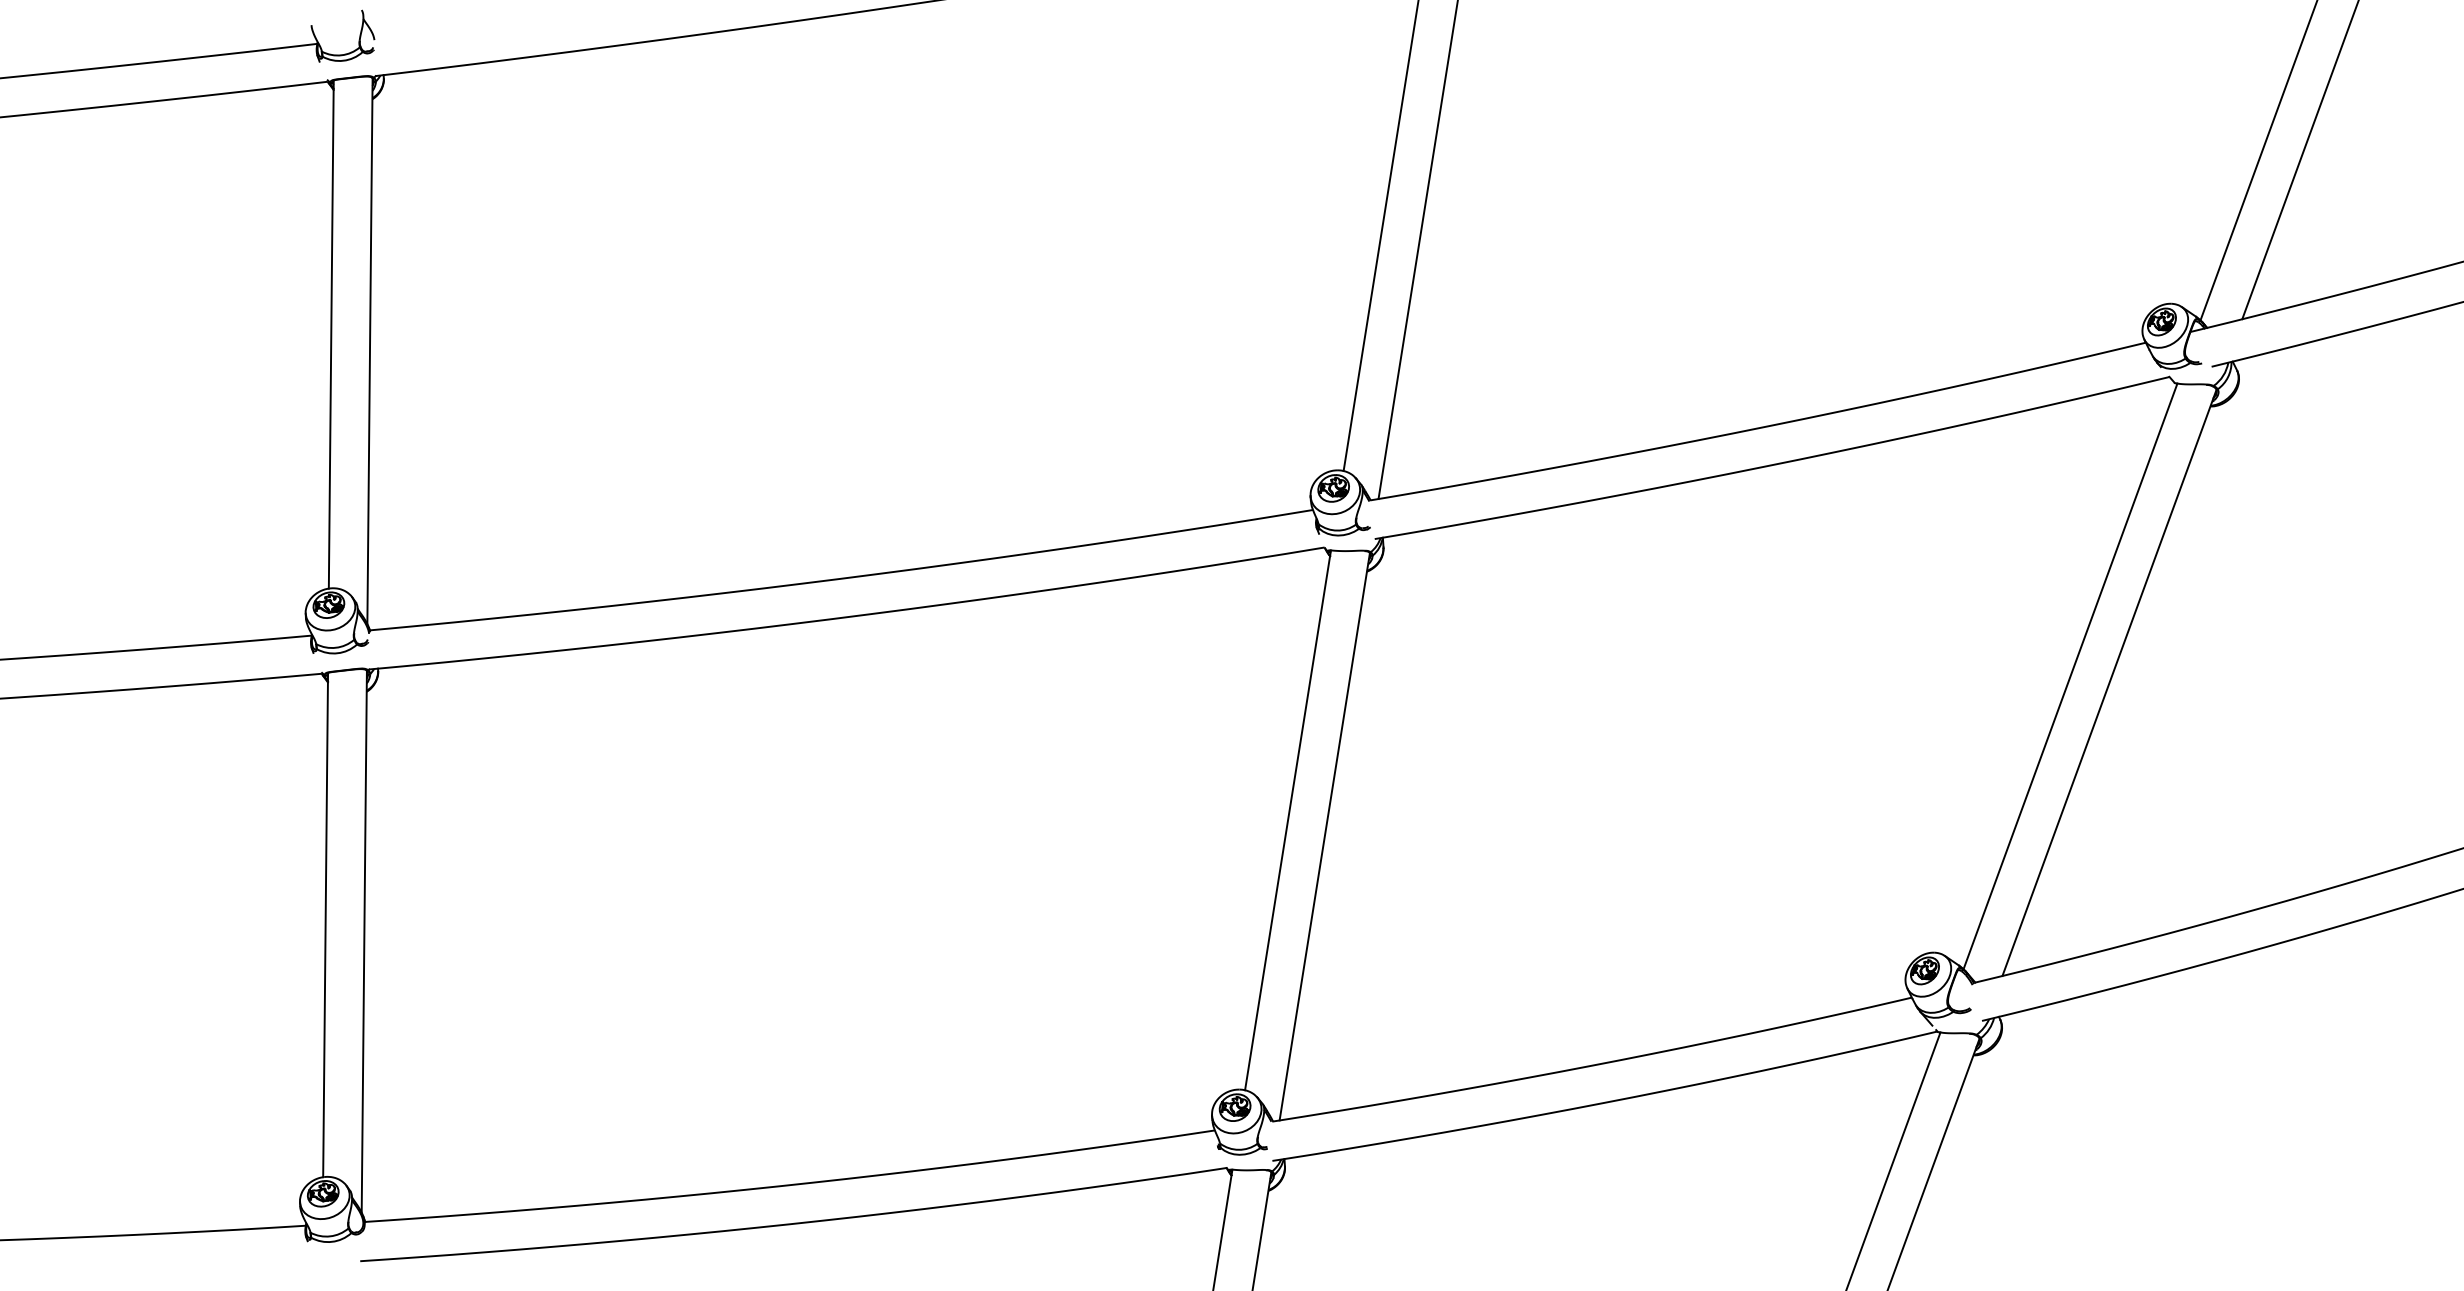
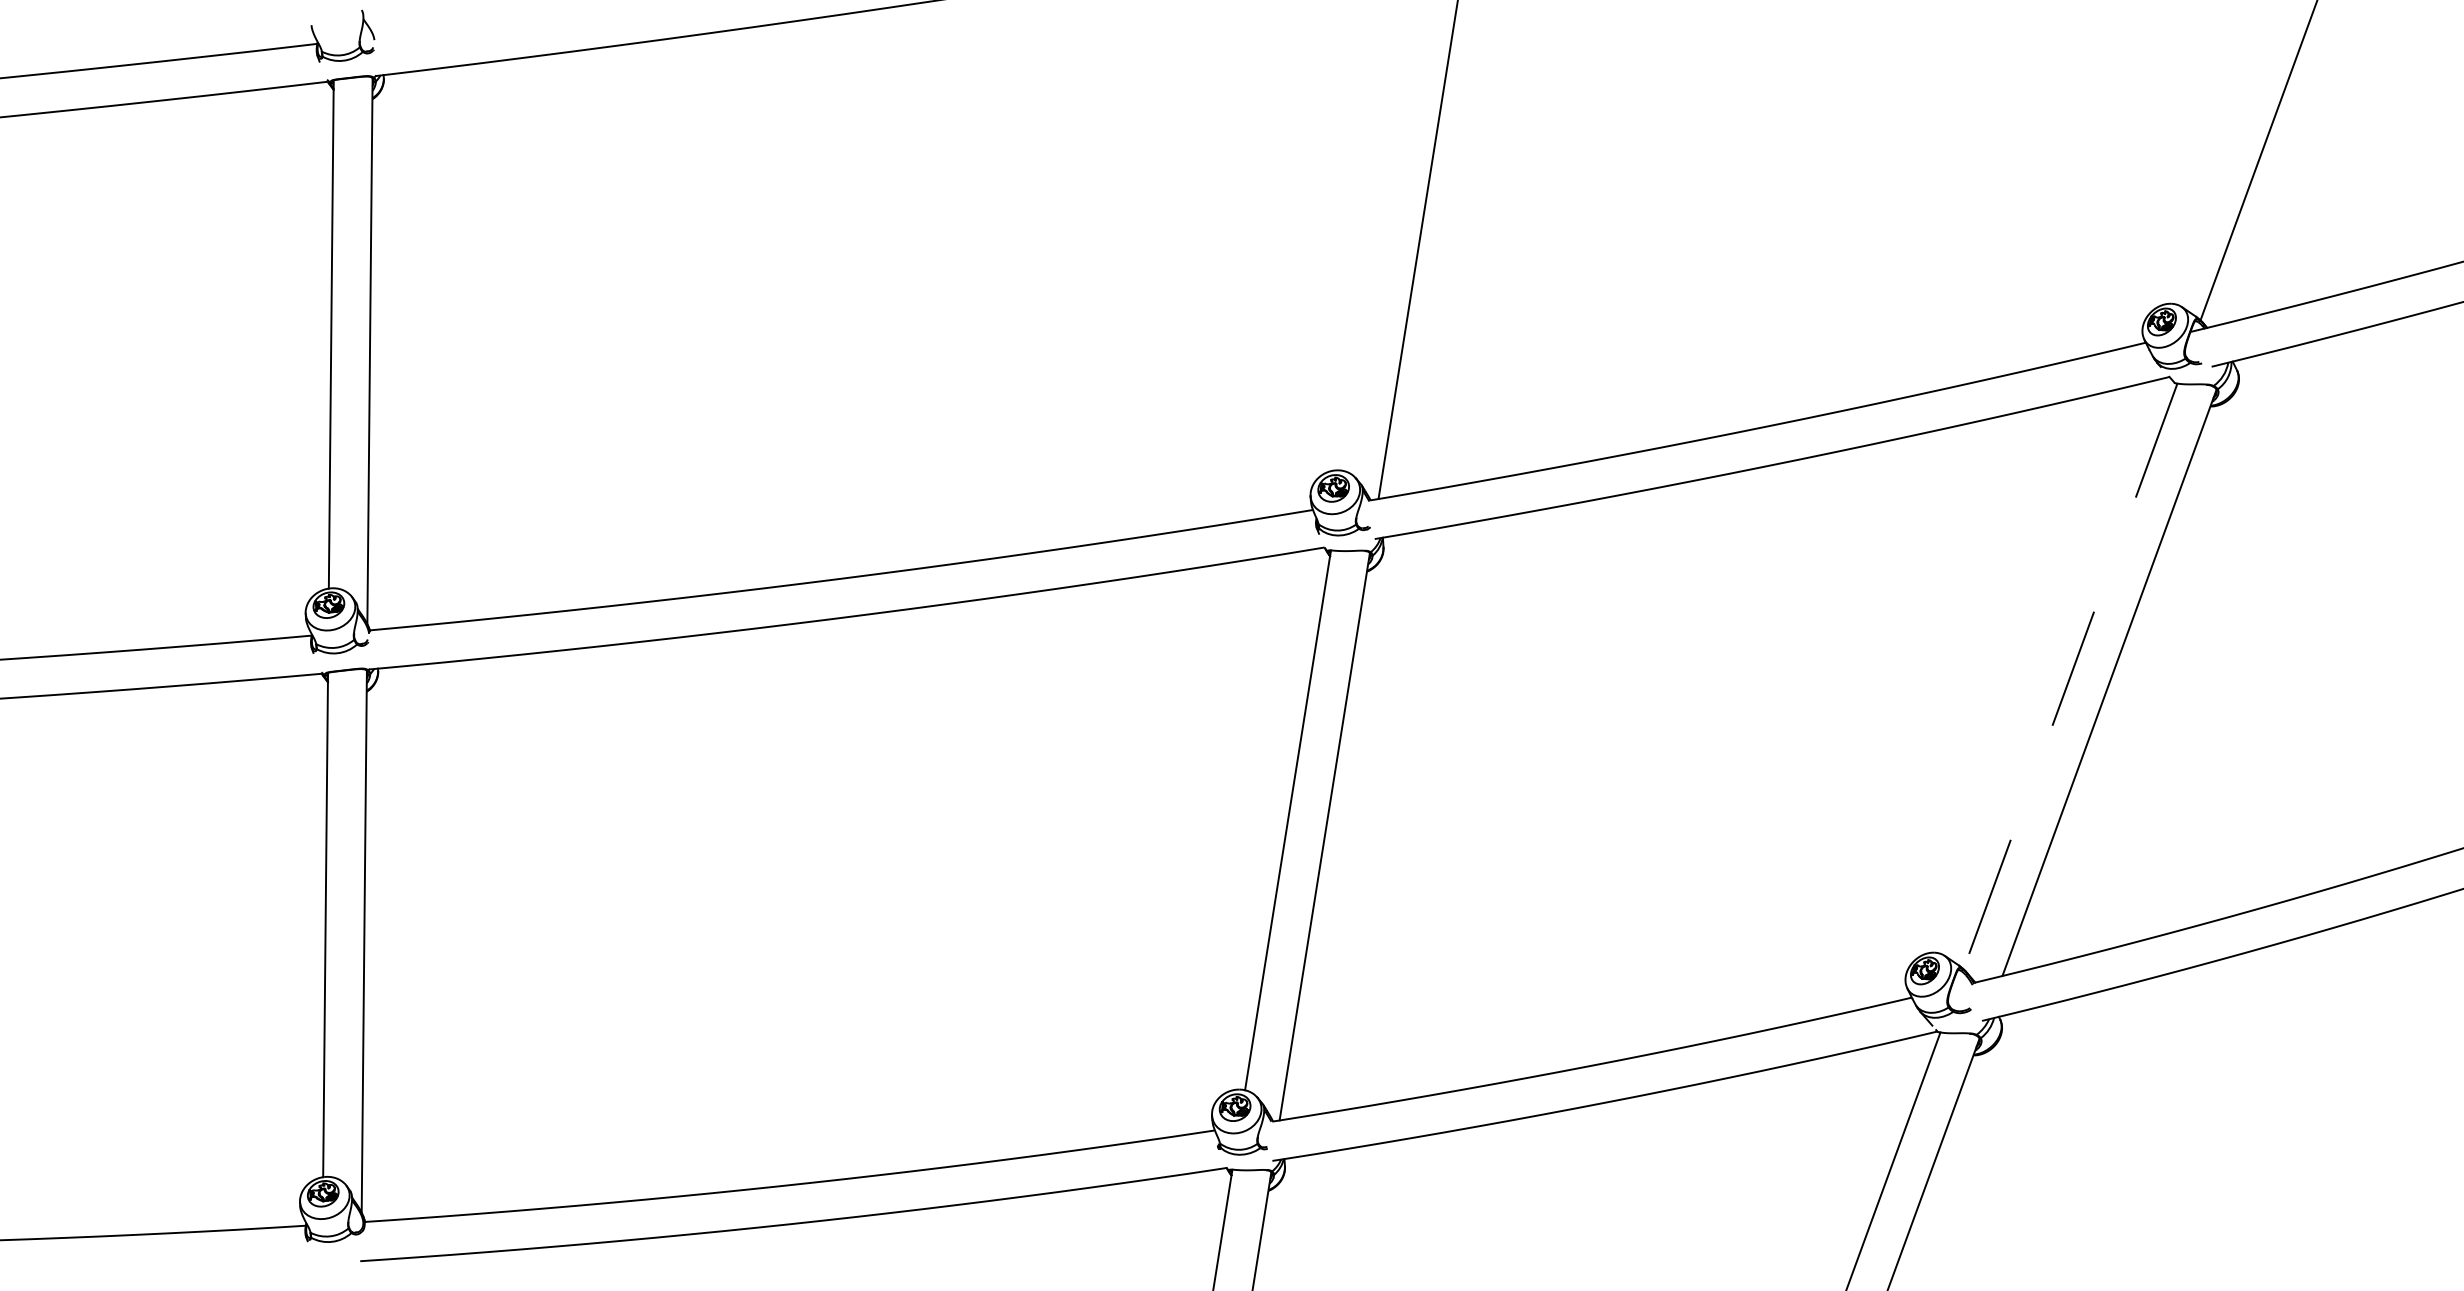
line: present -> none (2299, 160)
line: present -> none (1380, 236)
line: solid -> dashed (2070, 676)
